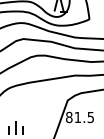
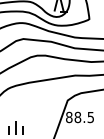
text: 81.5 -> 88.5 (77, 117)
